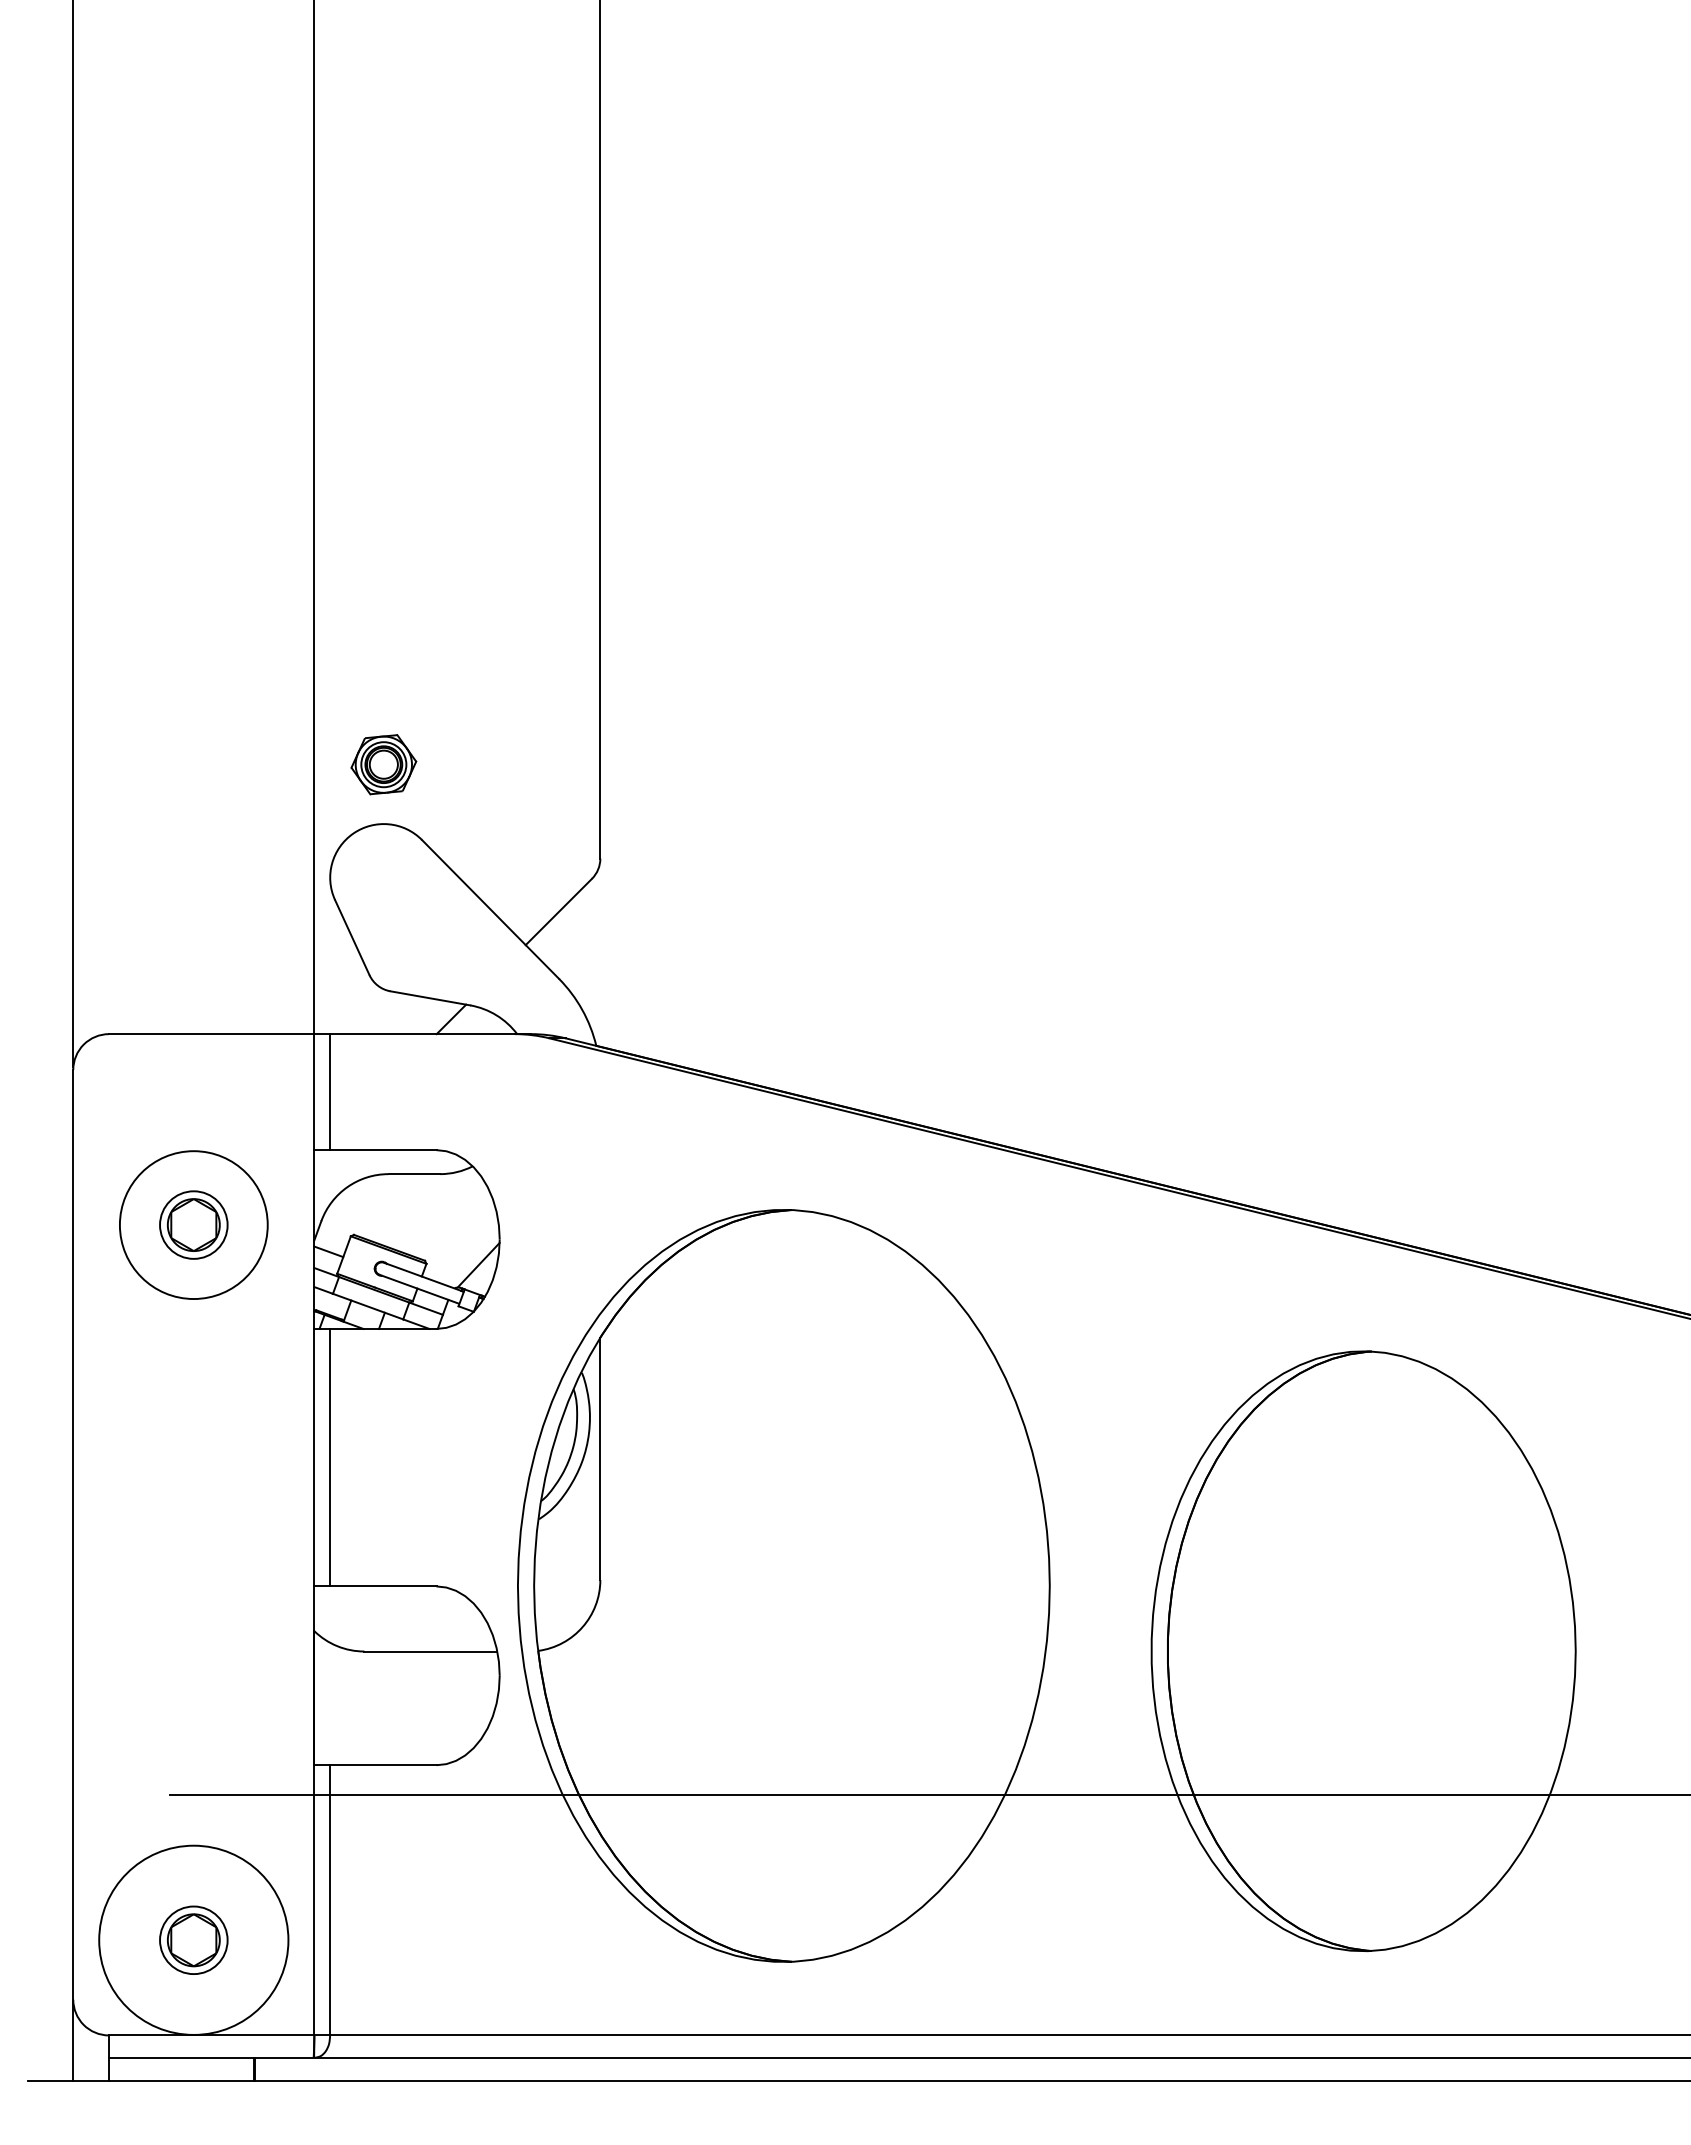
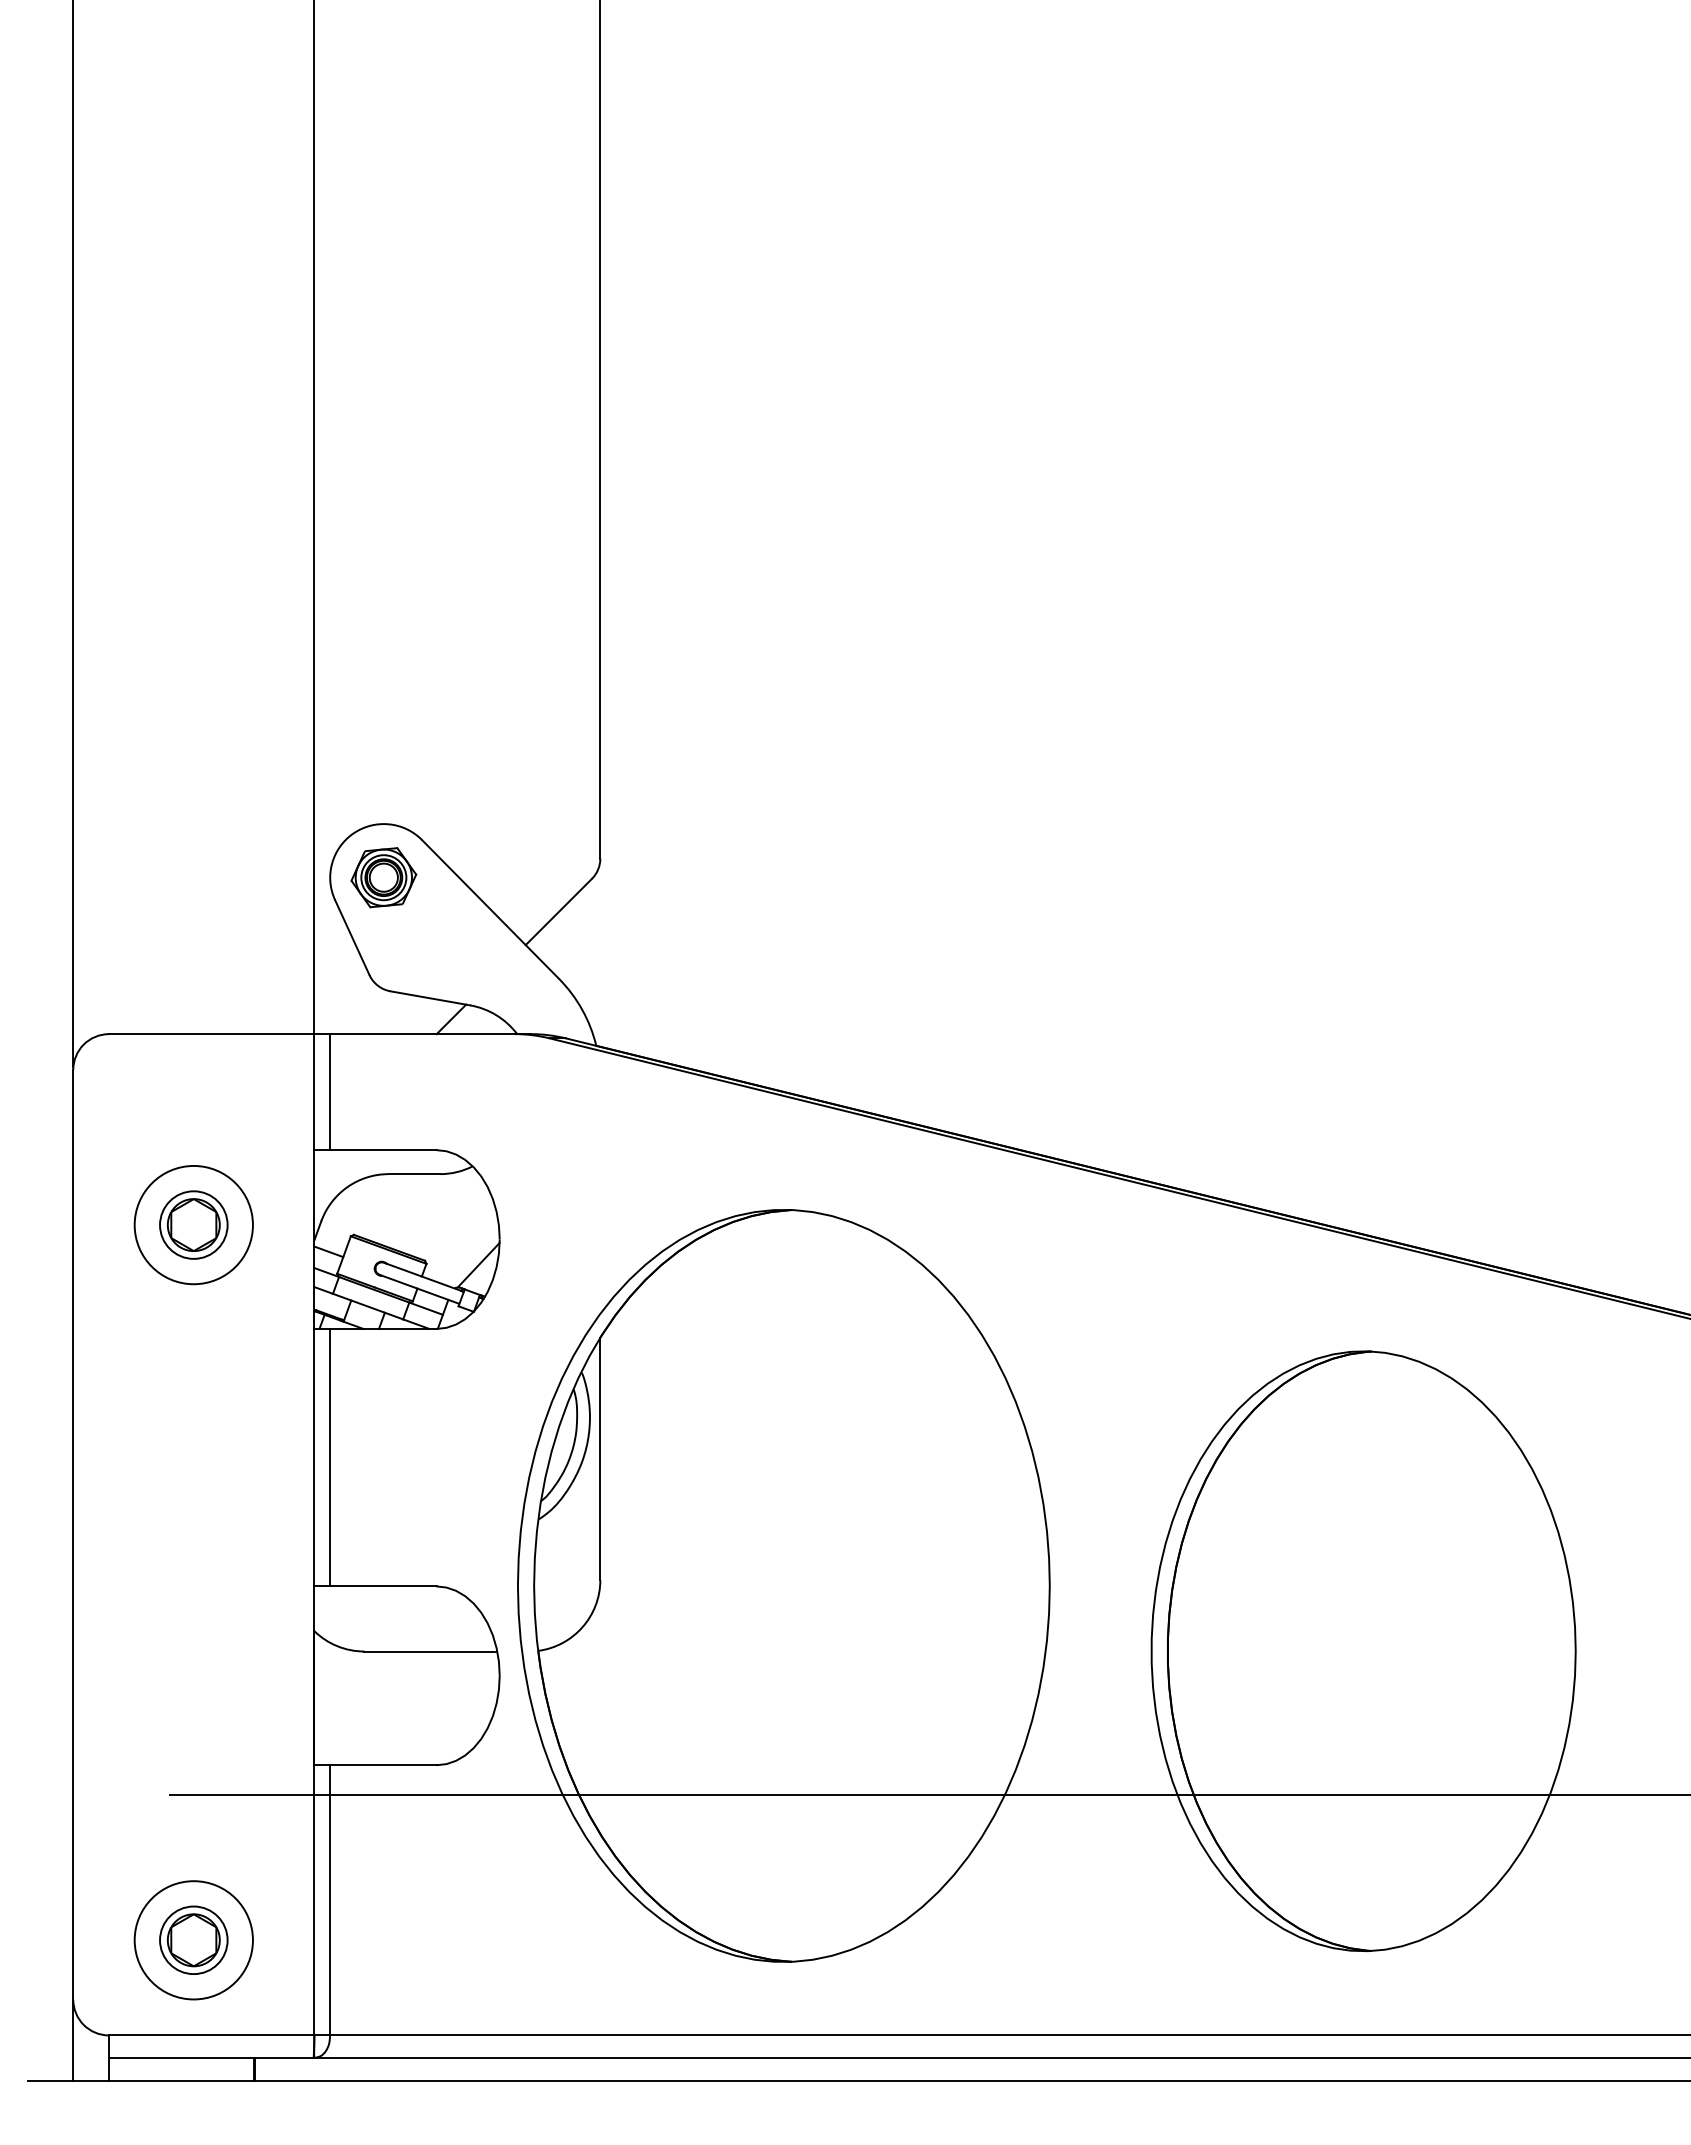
part position: (383, 764) -> (383, 877) (383, 877)
circle diameter: 148 px -> 118 px (193, 1224)
circle diameter: 189 px -> 118 px (193, 1940)
